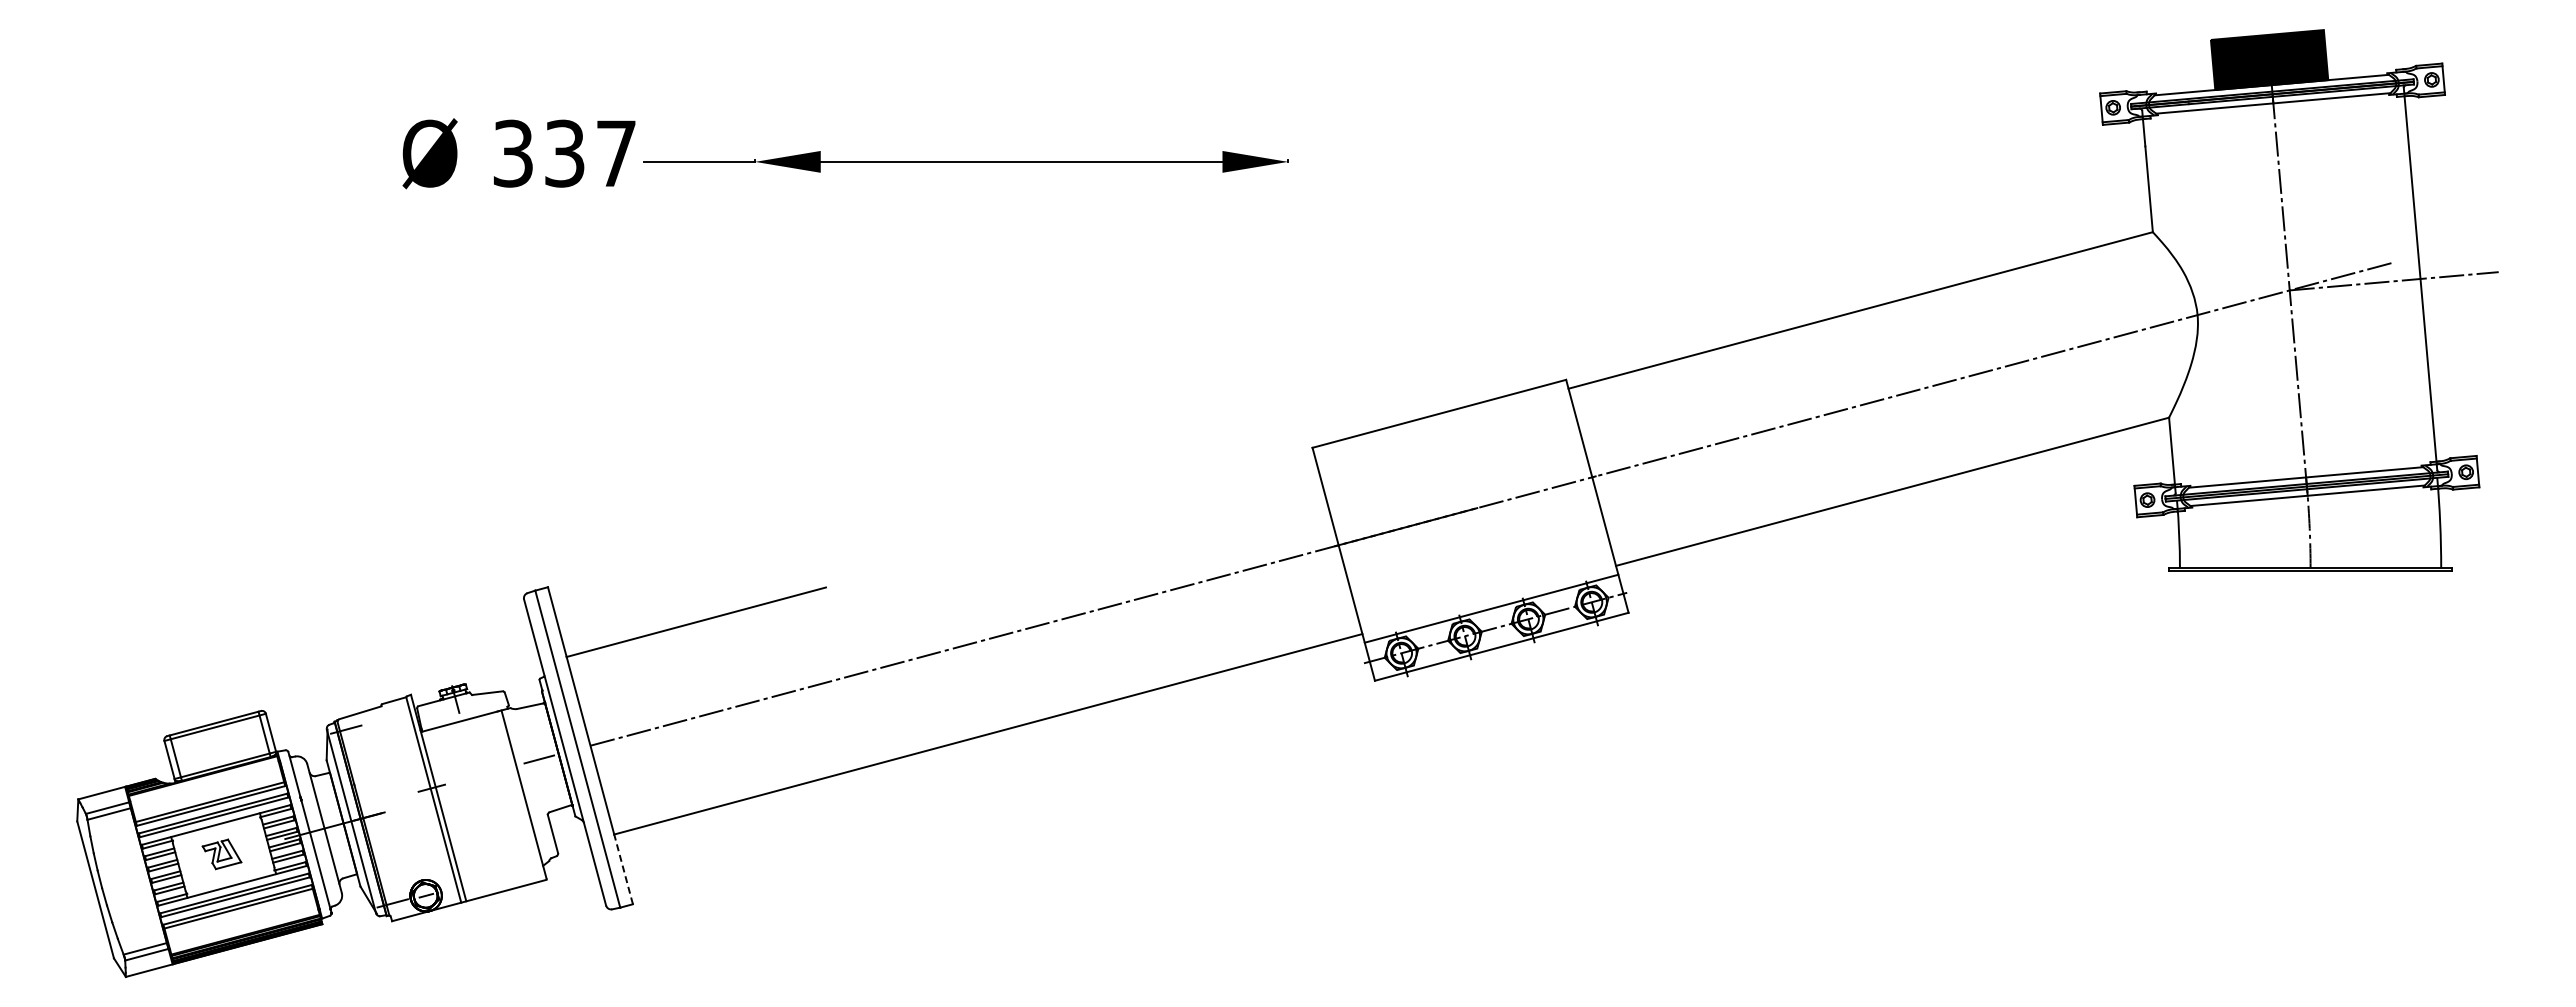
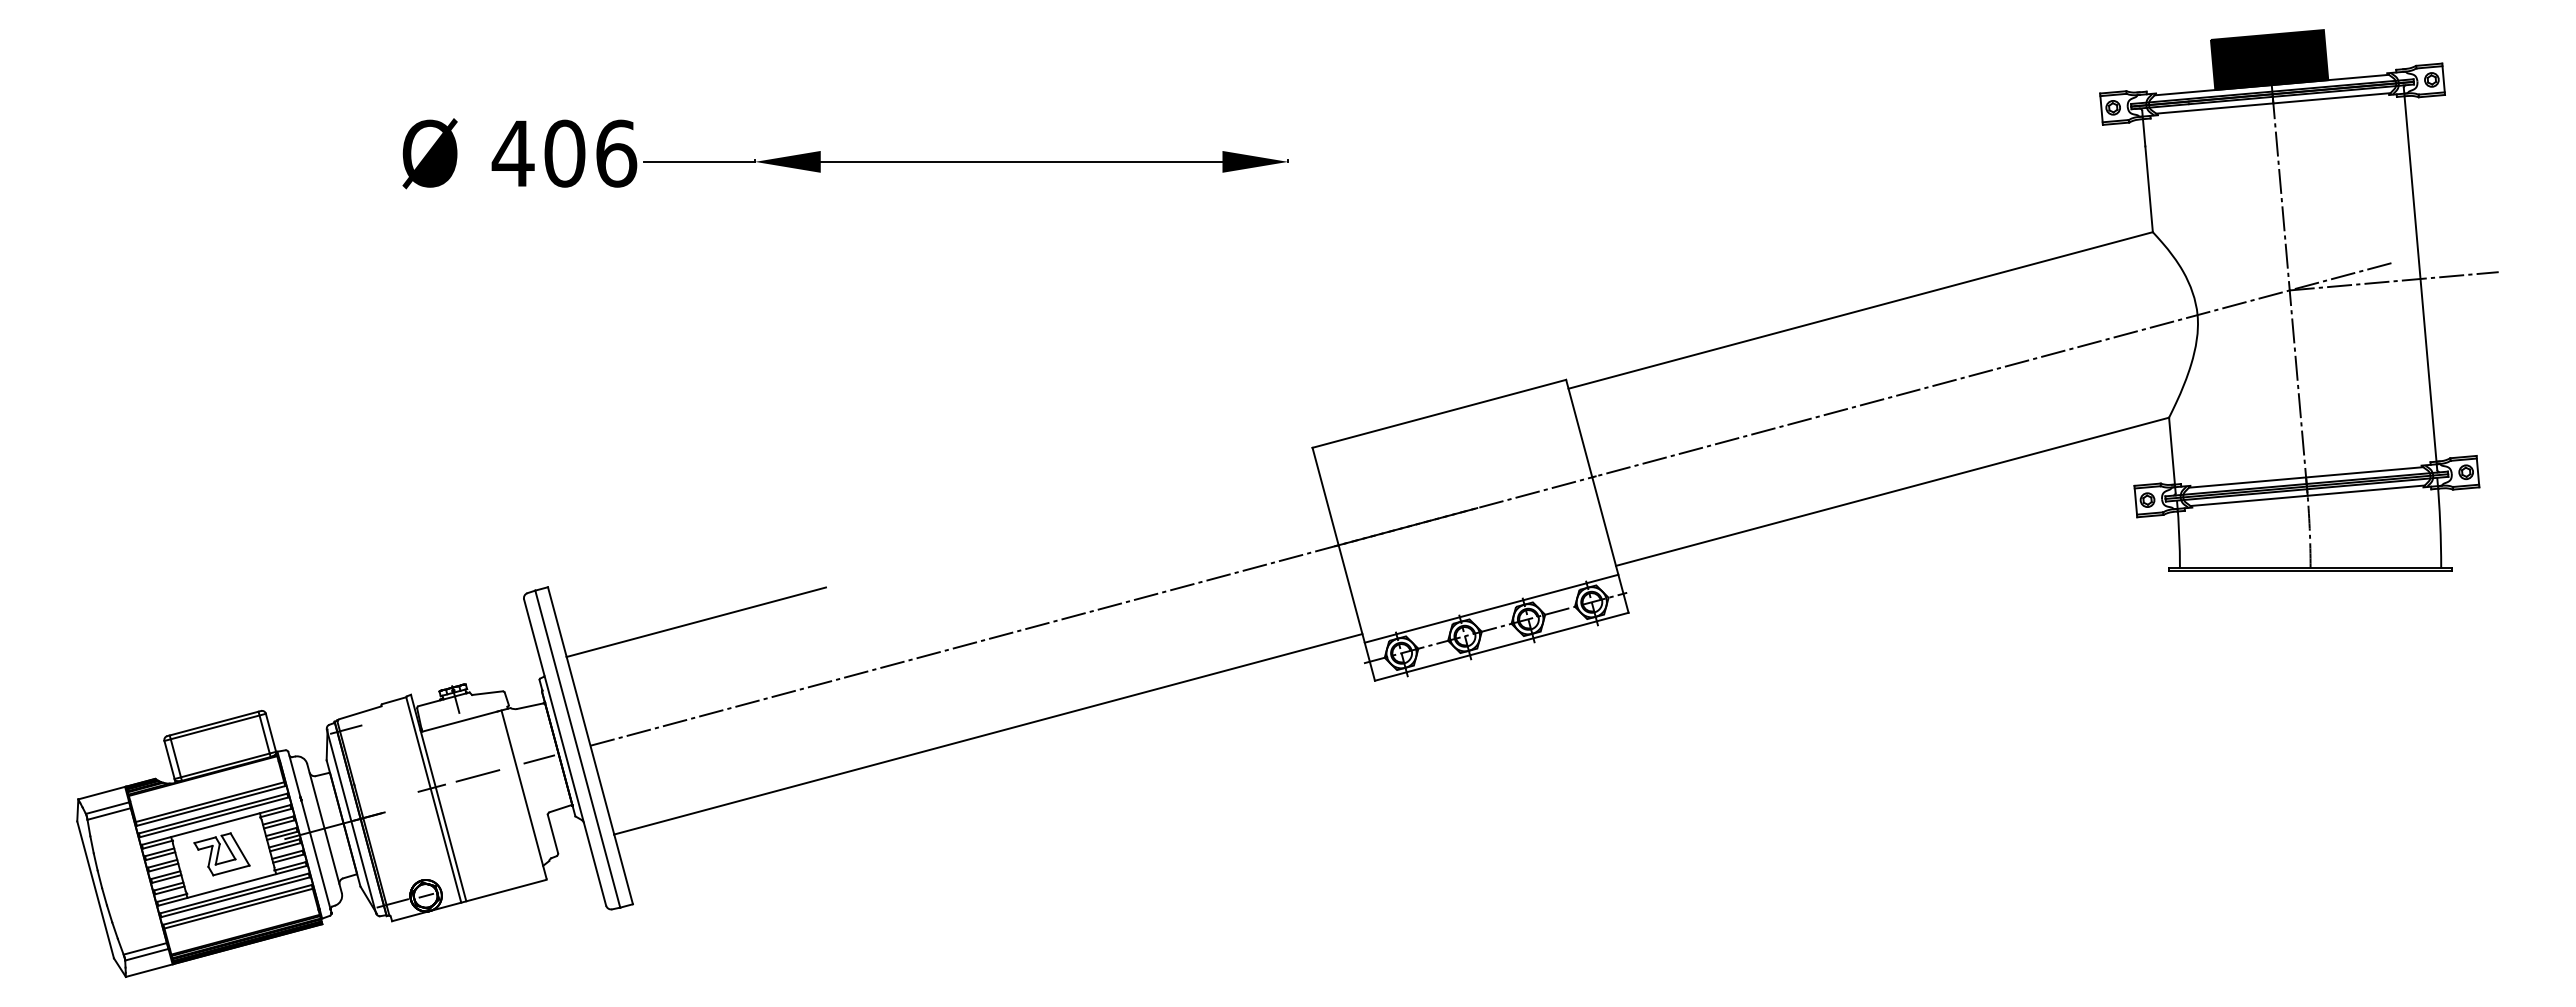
text: 337 -> 406 (564, 153)
line: none -> present (477, 775)
part size: 42x33 px -> 58x45 px (221, 854)
line: dashed -> solid (623, 868)
